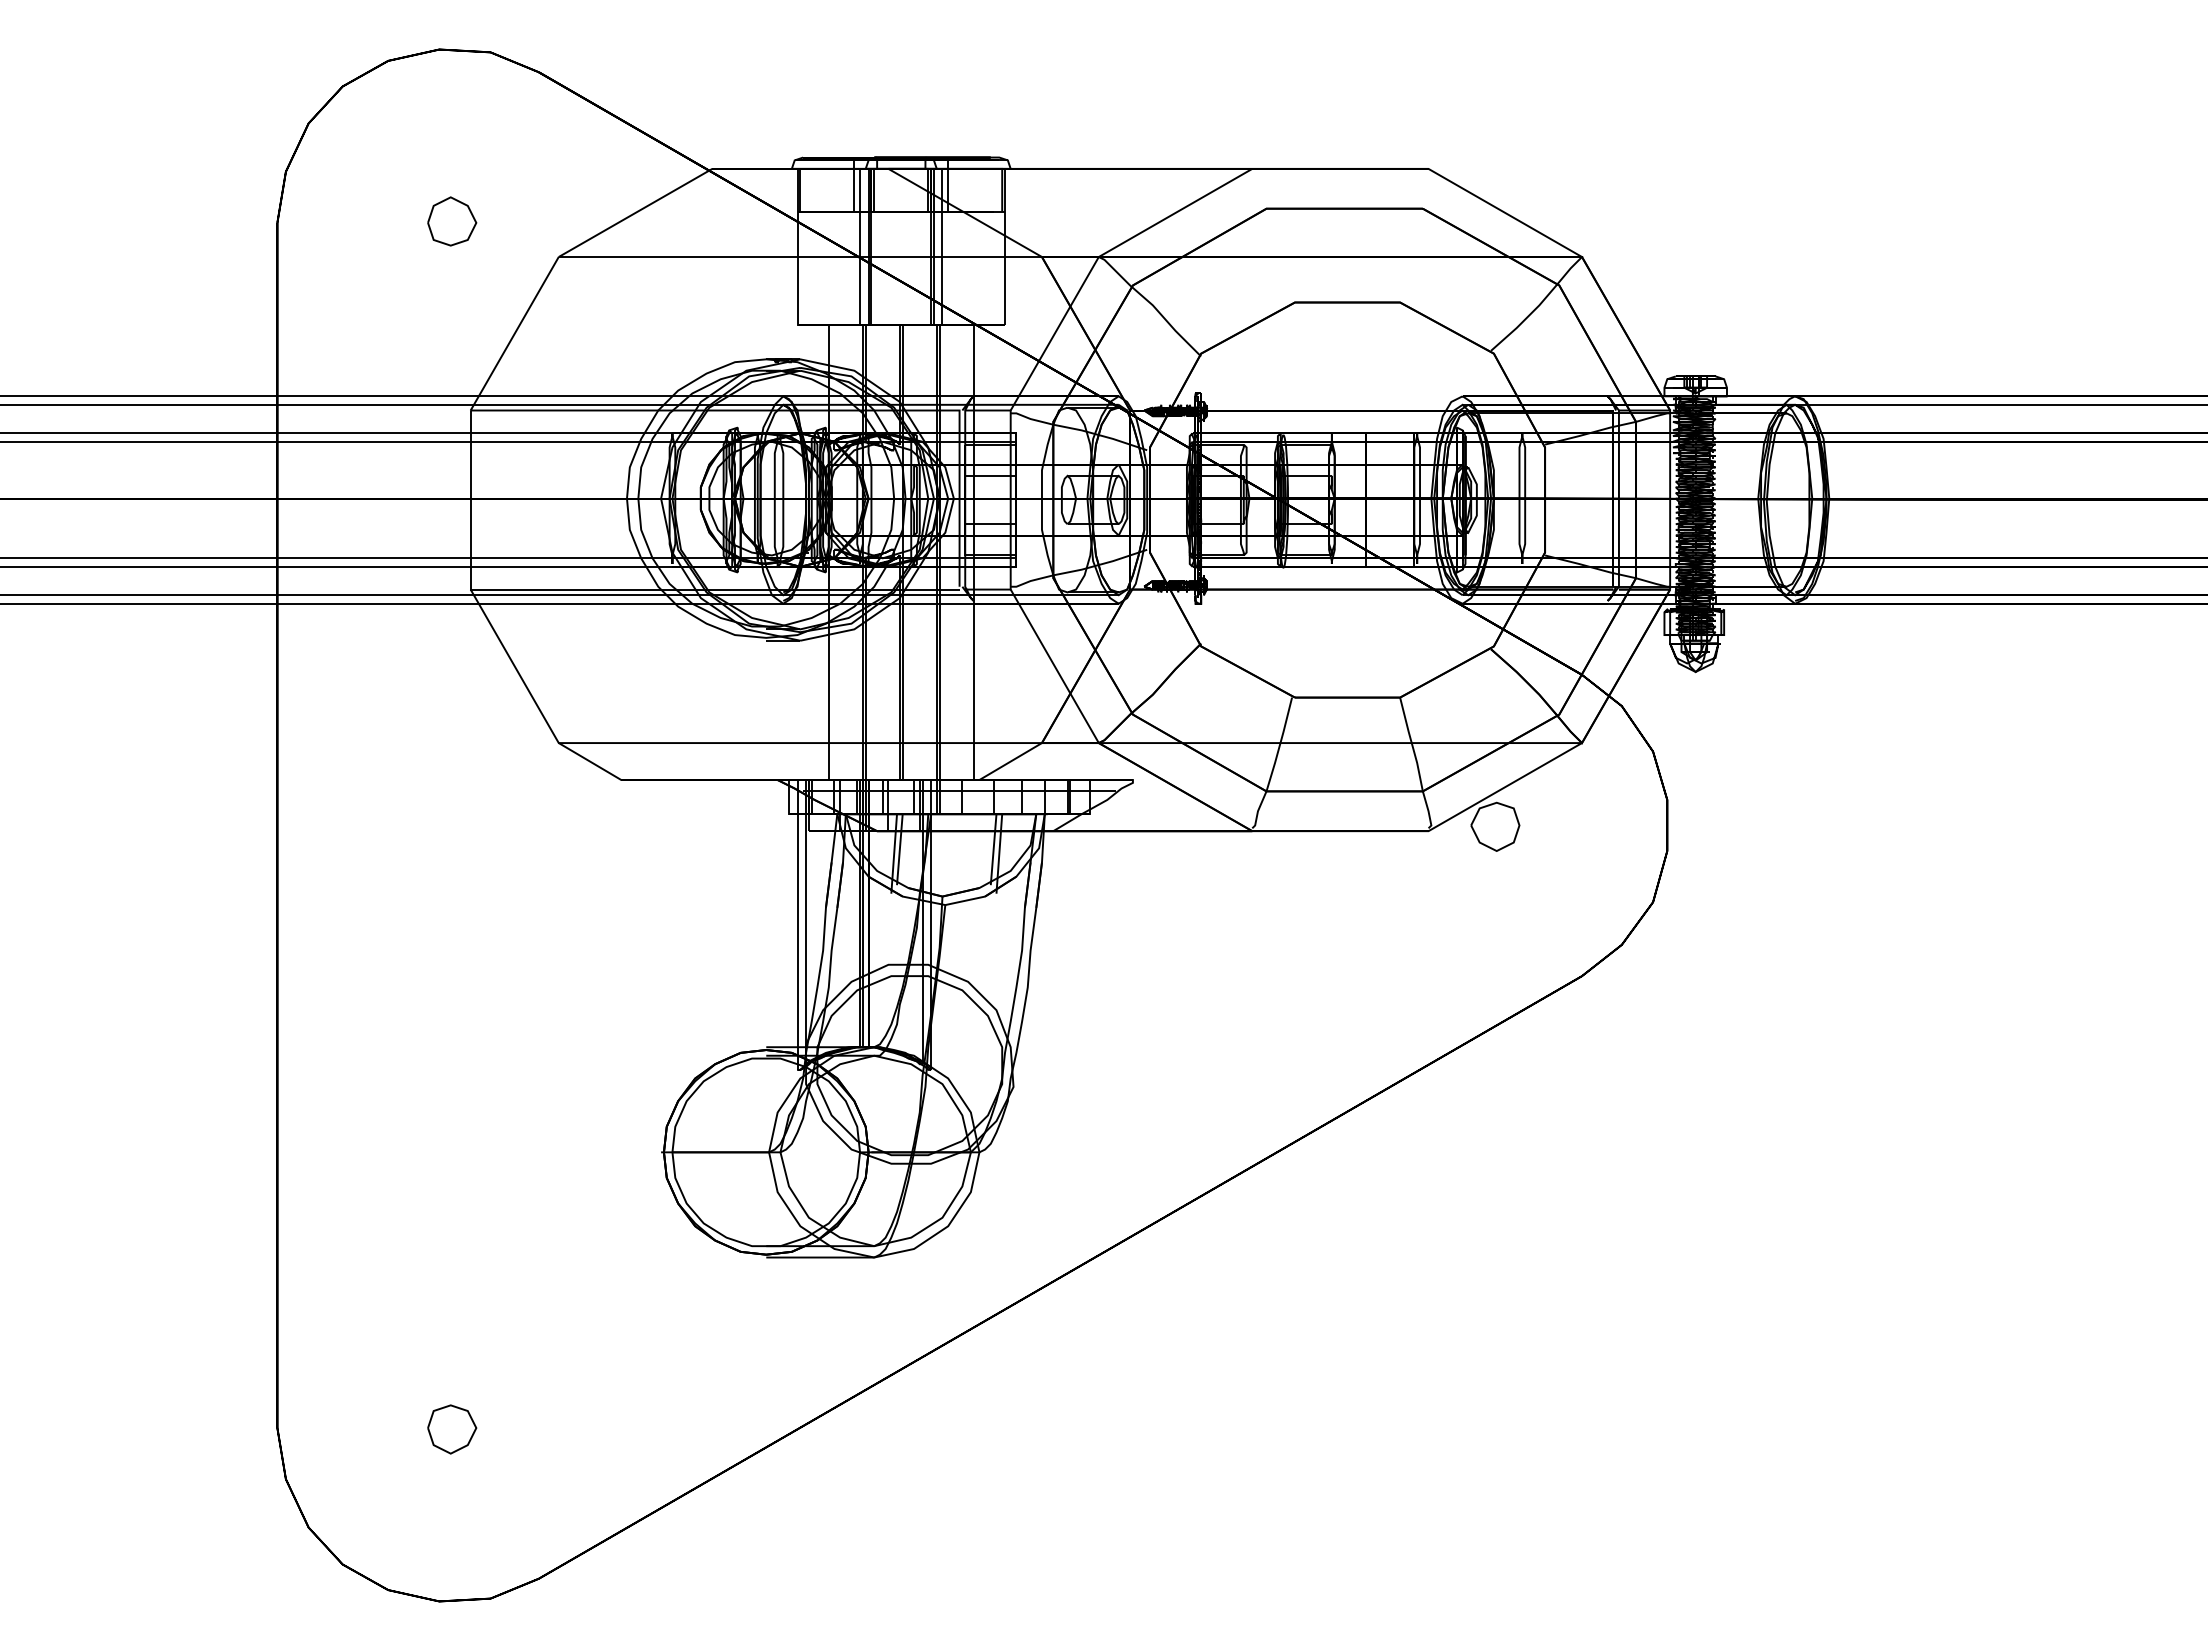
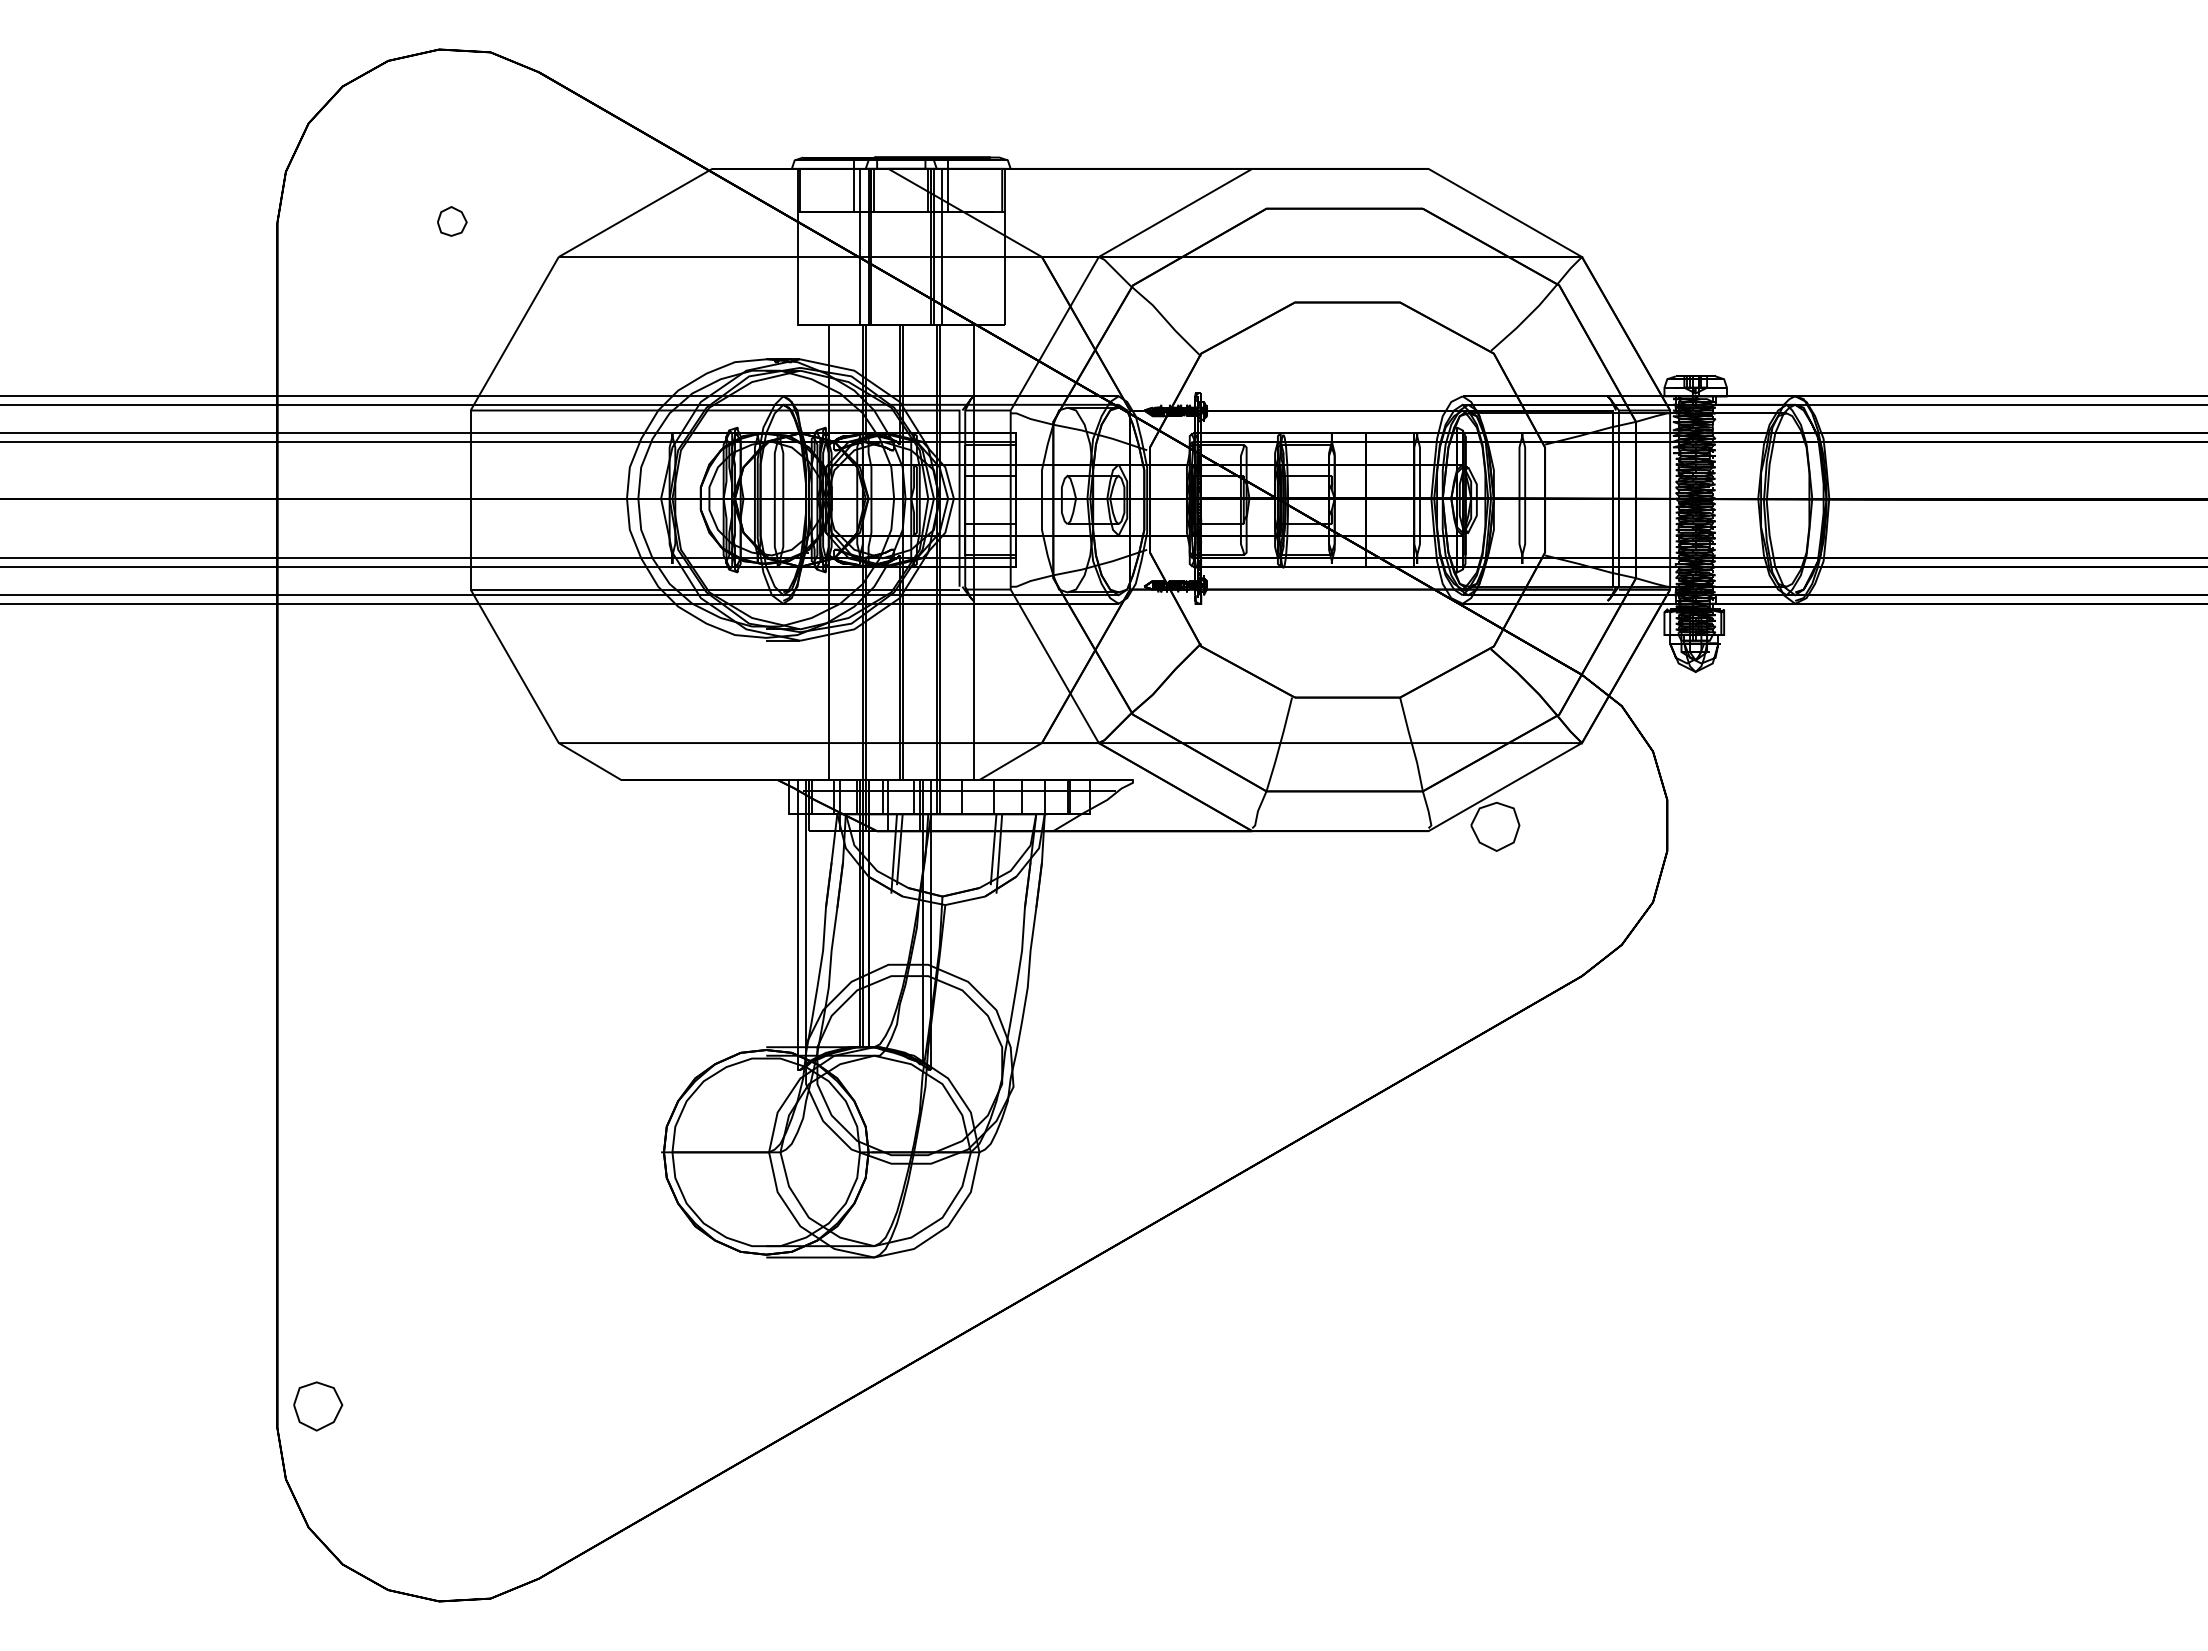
part size: 51x51 px -> 31x31 px (452, 221)
part position: (452, 1429) -> (318, 1406) (318, 1406)
